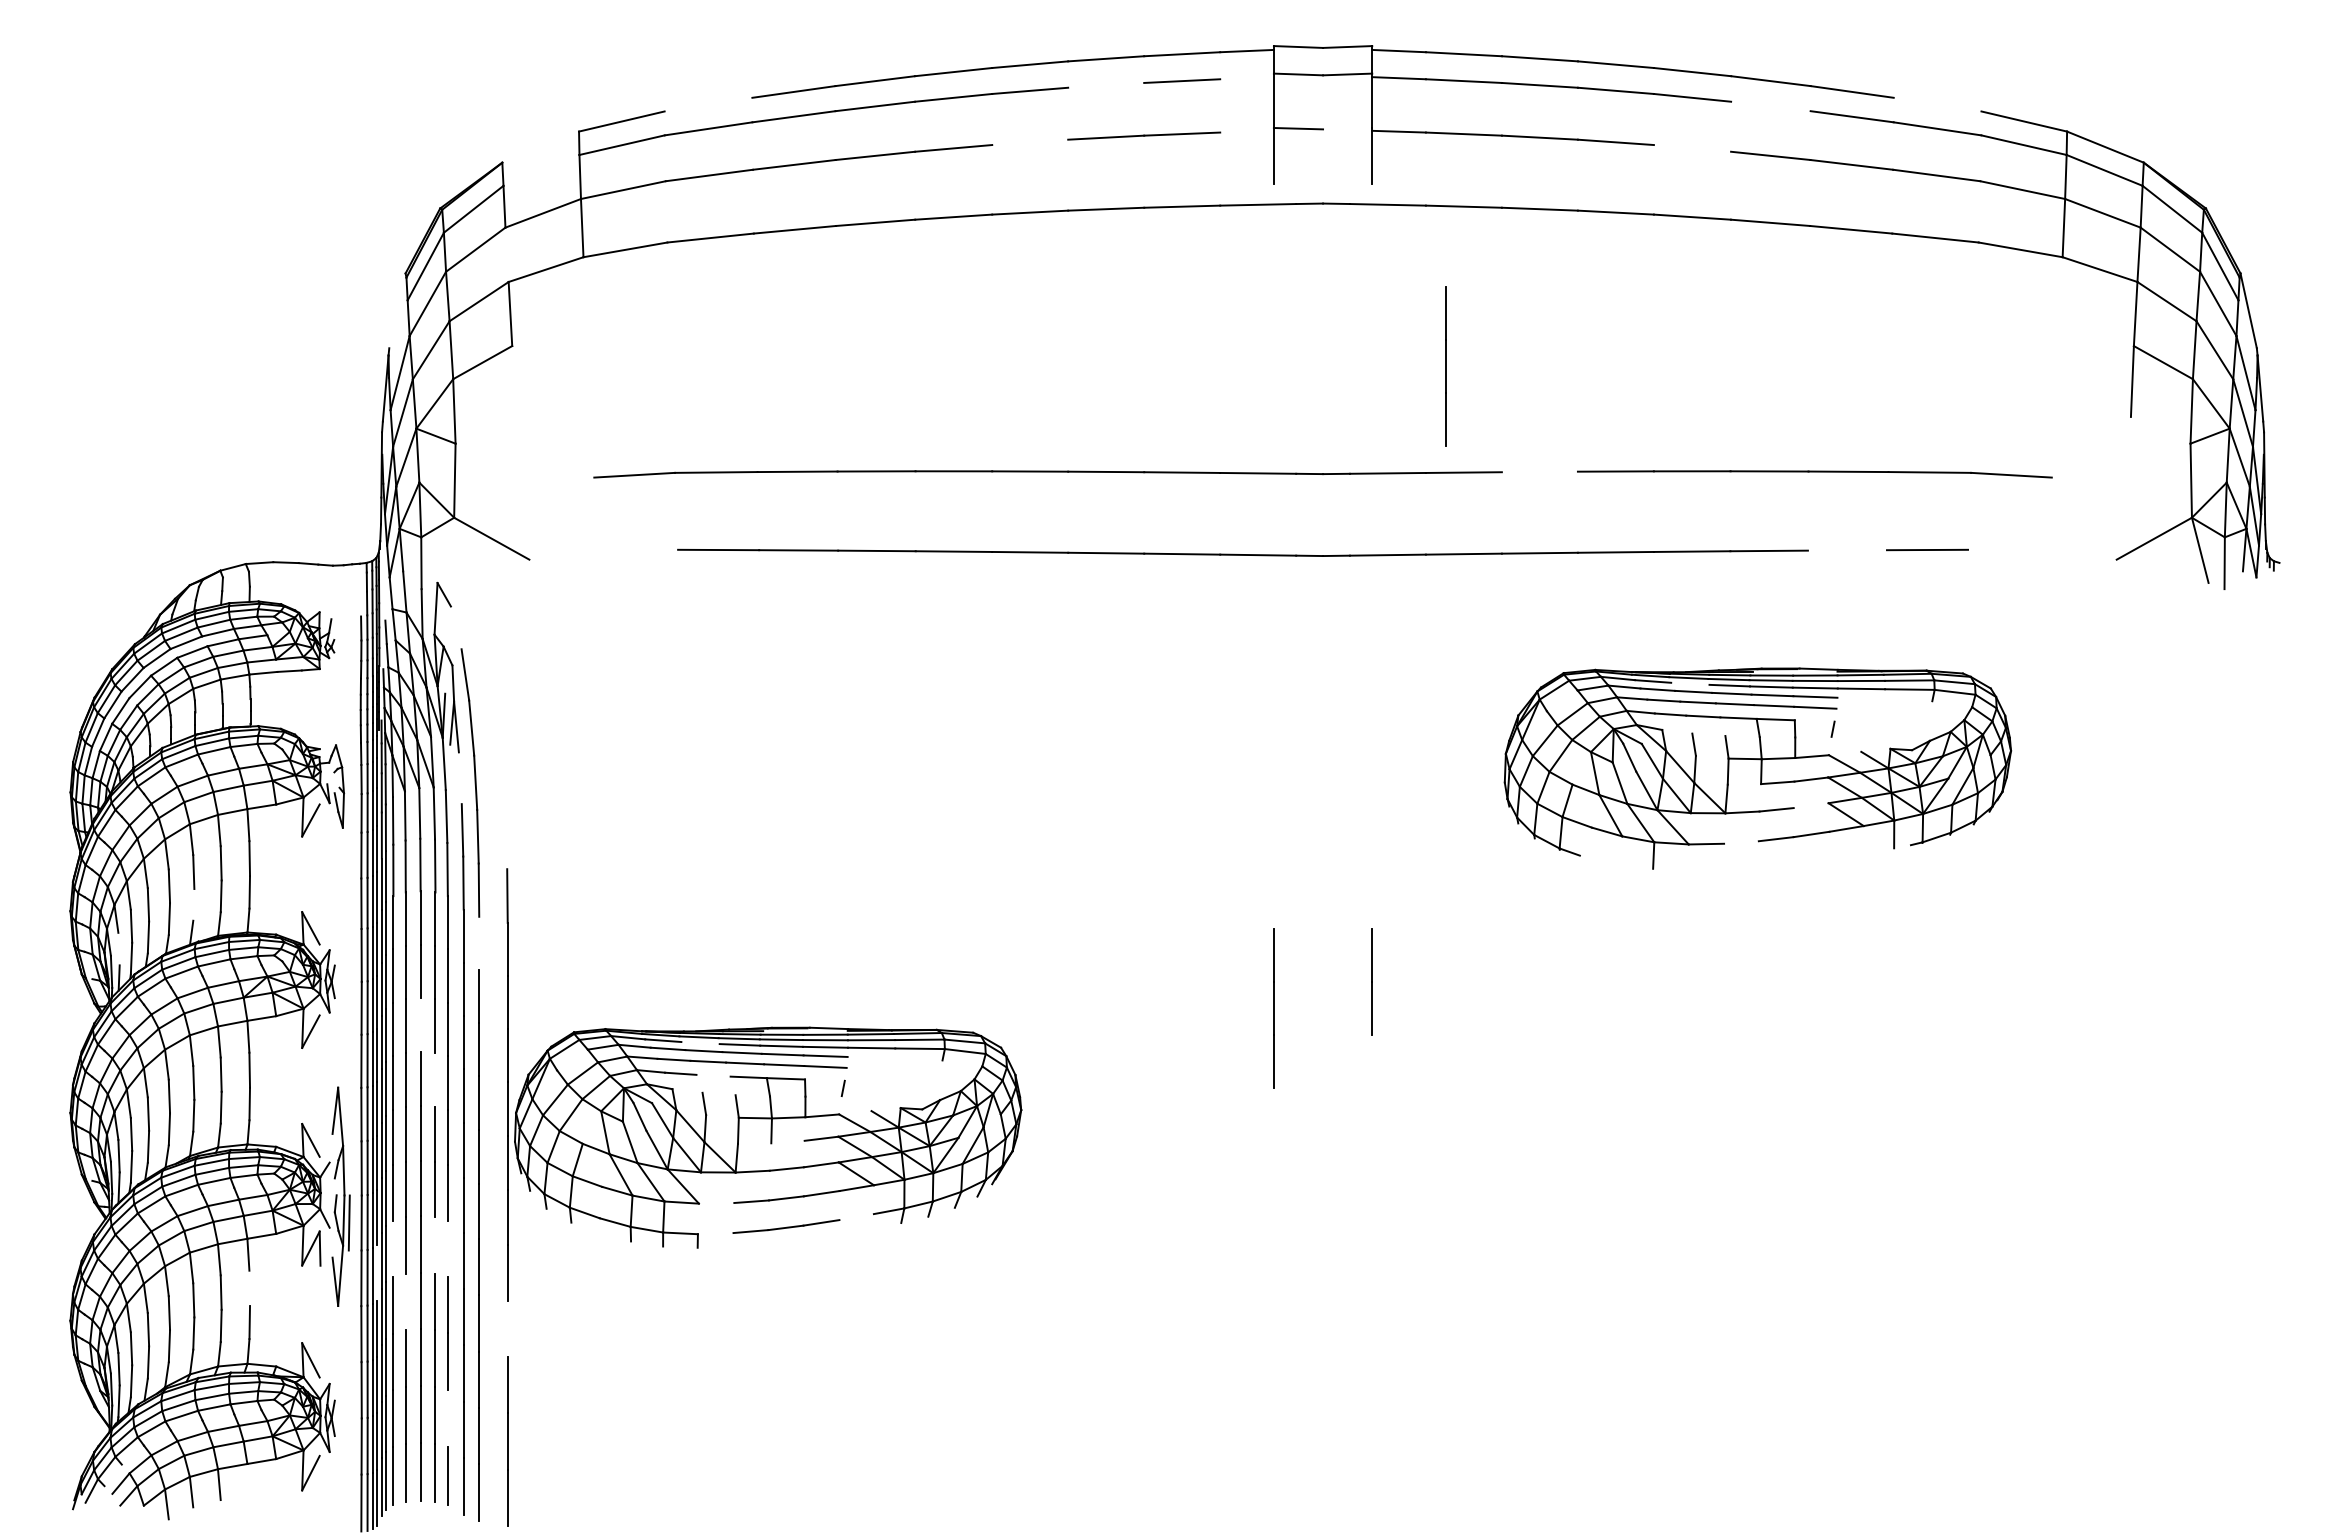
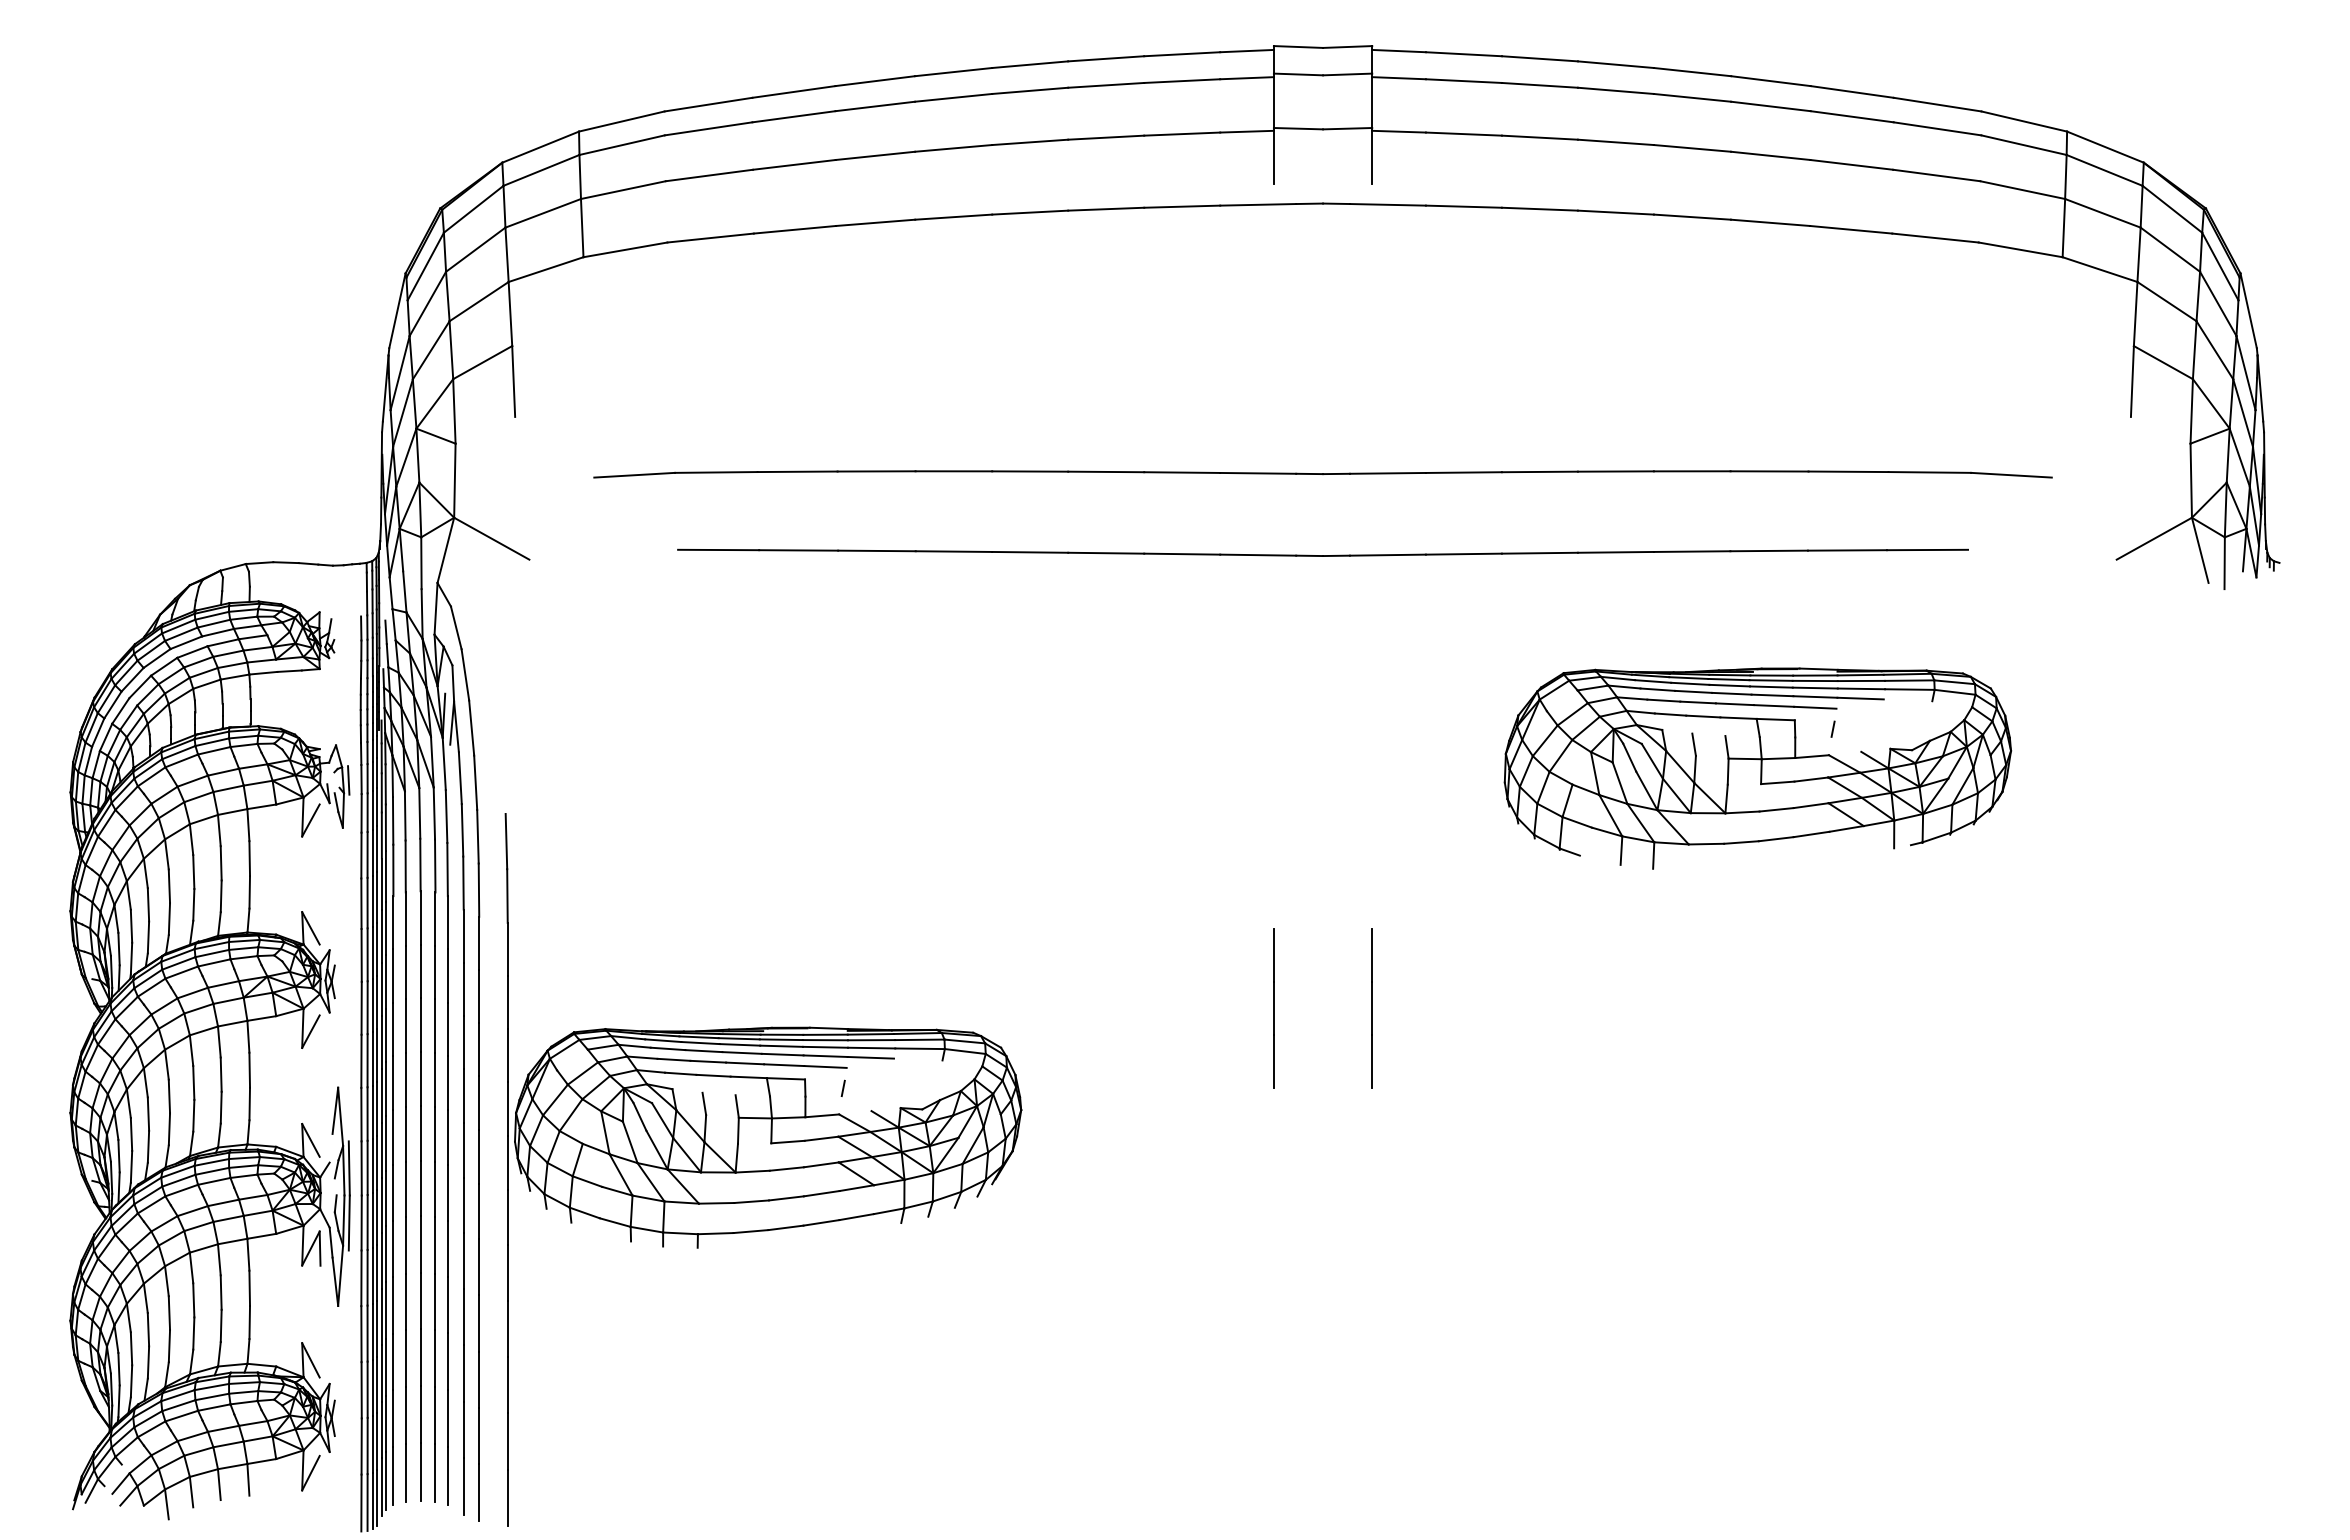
line: none -> present (1246, 78)
line: none -> present (1106, 84)
line: none -> present (708, 104)
line: none -> present (1937, 104)
line: none -> present (1770, 106)
line: none -> present (1347, 128)
line: none -> present (1246, 131)
line: none -> present (1030, 142)
line: none -> present (540, 146)
line: none -> present (1692, 148)
line: none -> present (541, 169)
line: none -> present (506, 254)
line: none -> present (397, 310)
line: present -> none (1445, 366)
line: none -> present (513, 381)
line: none -> present (1539, 471)
line: none -> present (445, 549)
line: none -> present (1846, 550)
line: none -> present (455, 627)
line: none -> present (1690, 683)
line: none -> present (1860, 698)
line: none -> present (459, 778)
line: none -> present (348, 780)
line: none -> present (1810, 805)
line: none -> present (506, 841)
line: none -> present (1741, 842)
line: none -> present (1621, 850)
line: none -> present (193, 904)
line: none -> present (479, 942)
line: none -> present (118, 948)
line: none -> present (420, 1024)
line: none -> present (700, 1043)
line: none -> present (870, 1057)
line: none -> present (1372, 1060)
line: none -> present (713, 1075)
line: none -> present (435, 1079)
line: none -> present (787, 1141)
line: none -> present (348, 1168)
line: none -> present (716, 1203)
line: none -> present (856, 1217)
line: none -> present (715, 1233)
line: none -> present (330, 1242)
line: none -> present (435, 1245)
line: none -> present (393, 1248)
line: none -> present (447, 1248)
line: none -> present (376, 1272)
line: none -> present (249, 1288)
line: none -> present (405, 1301)
line: none -> present (507, 1328)
line: none -> present (447, 1418)
line: none -> present (248, 1479)
